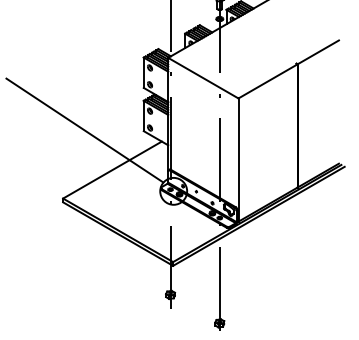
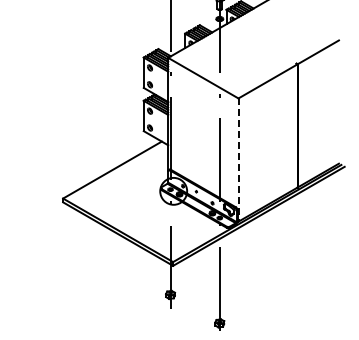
line: present -> none (84, 130)
line: solid -> dashed (238, 160)
